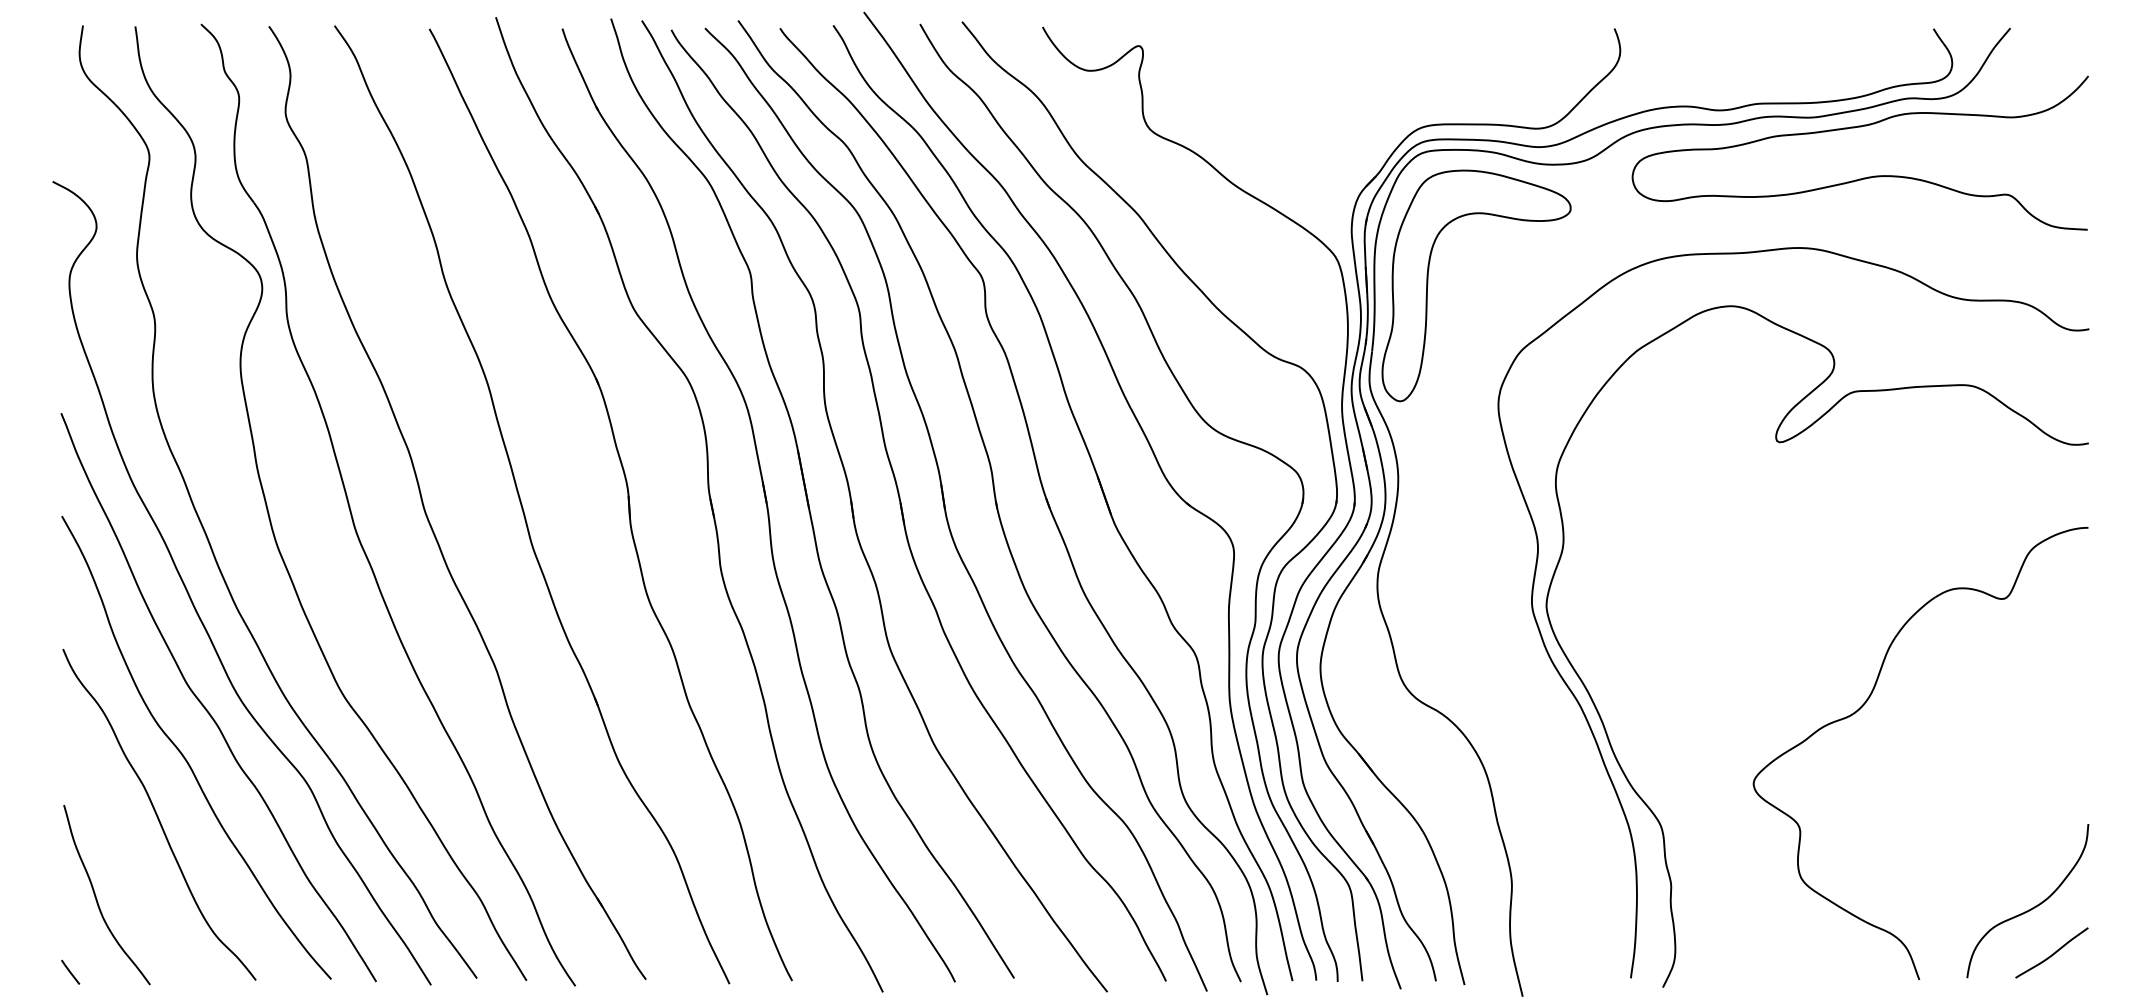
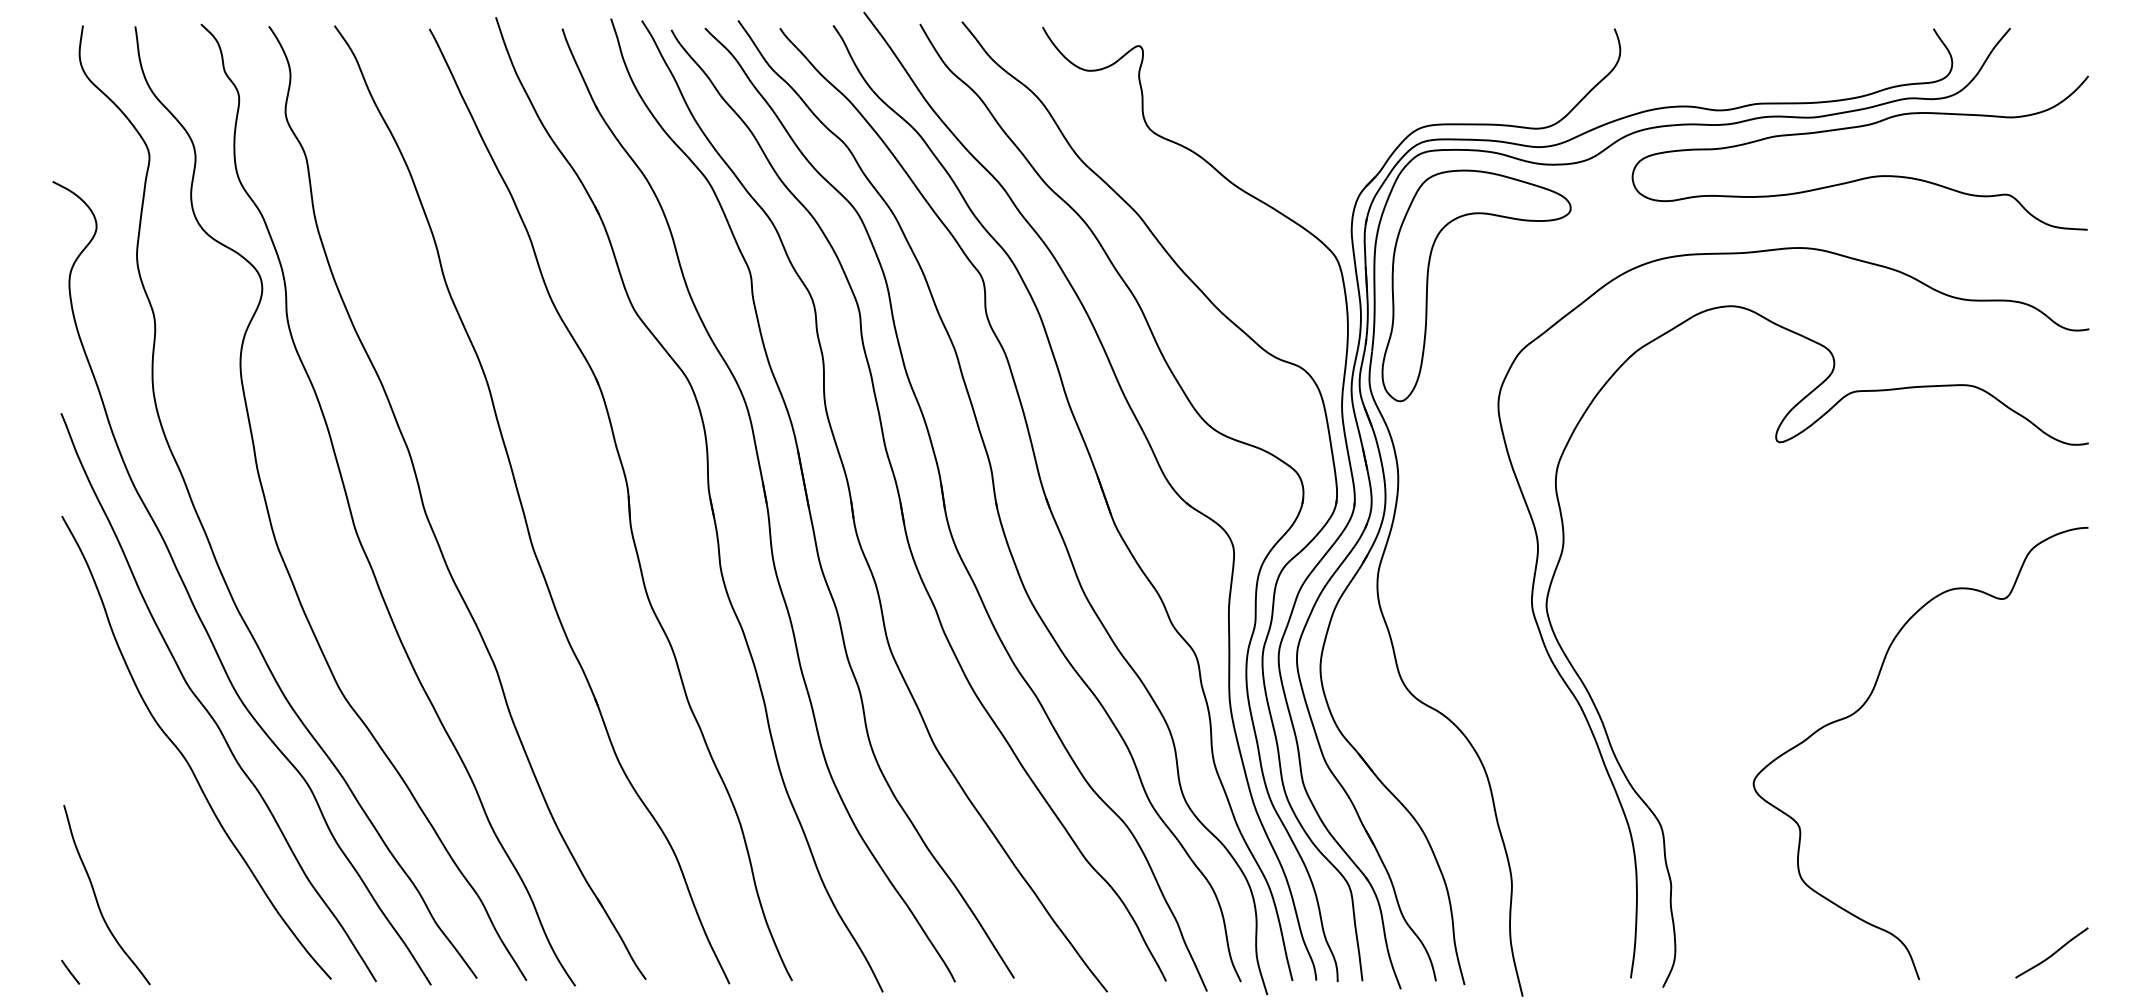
curve: present -> none (157, 814)
curve: present -> none (2030, 908)
